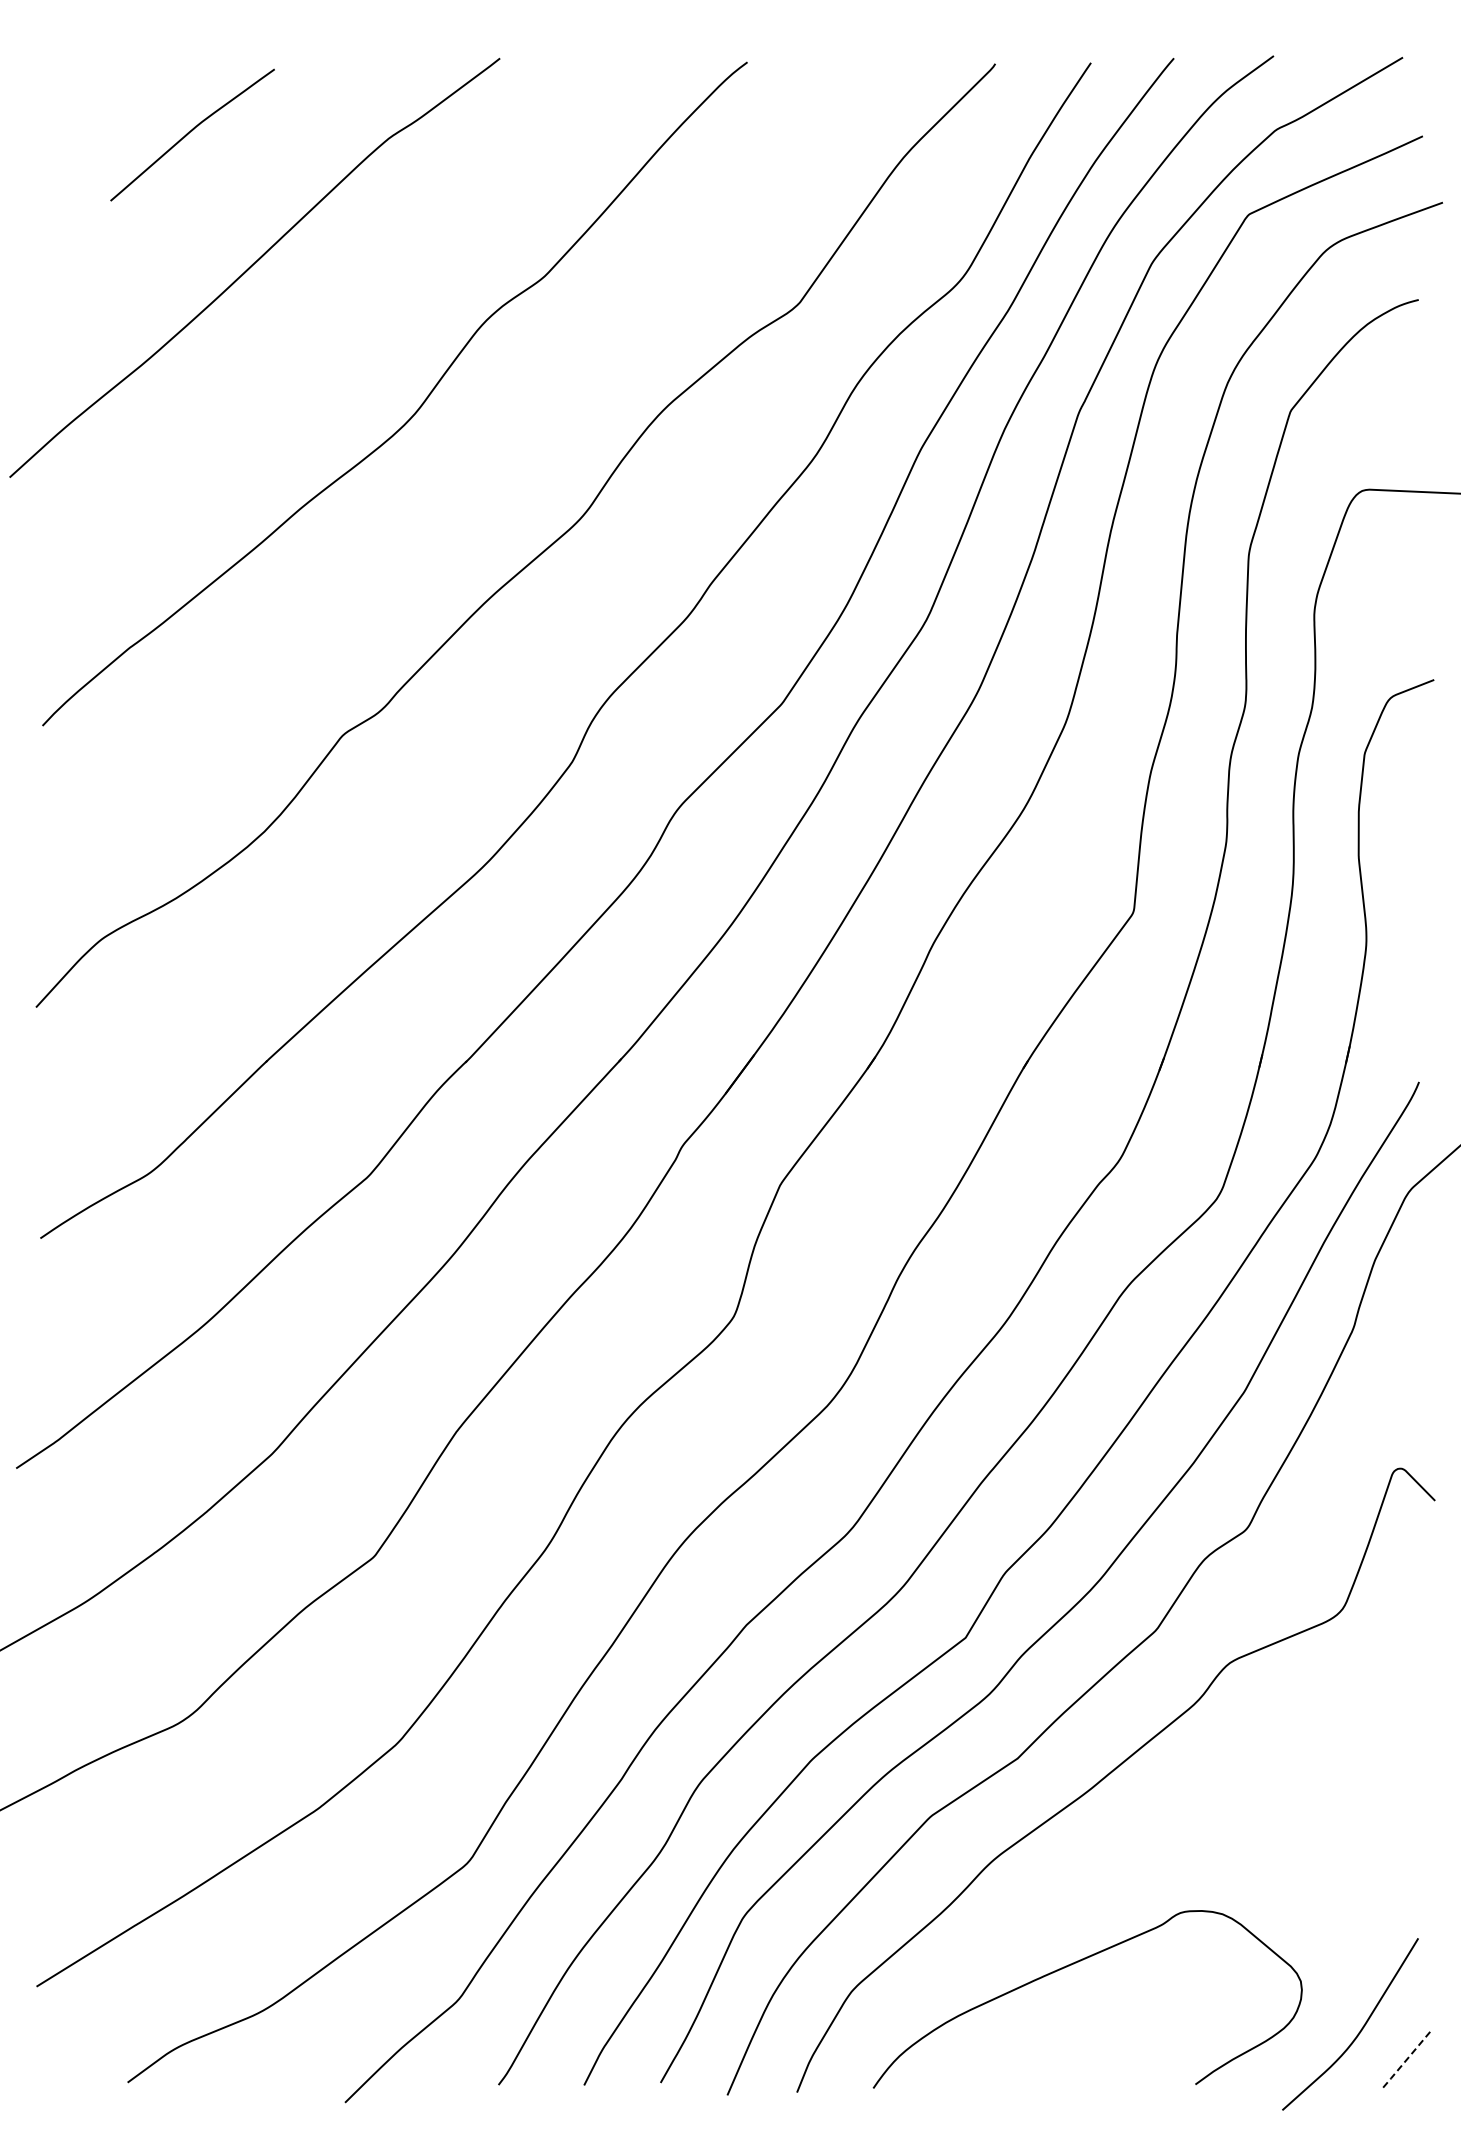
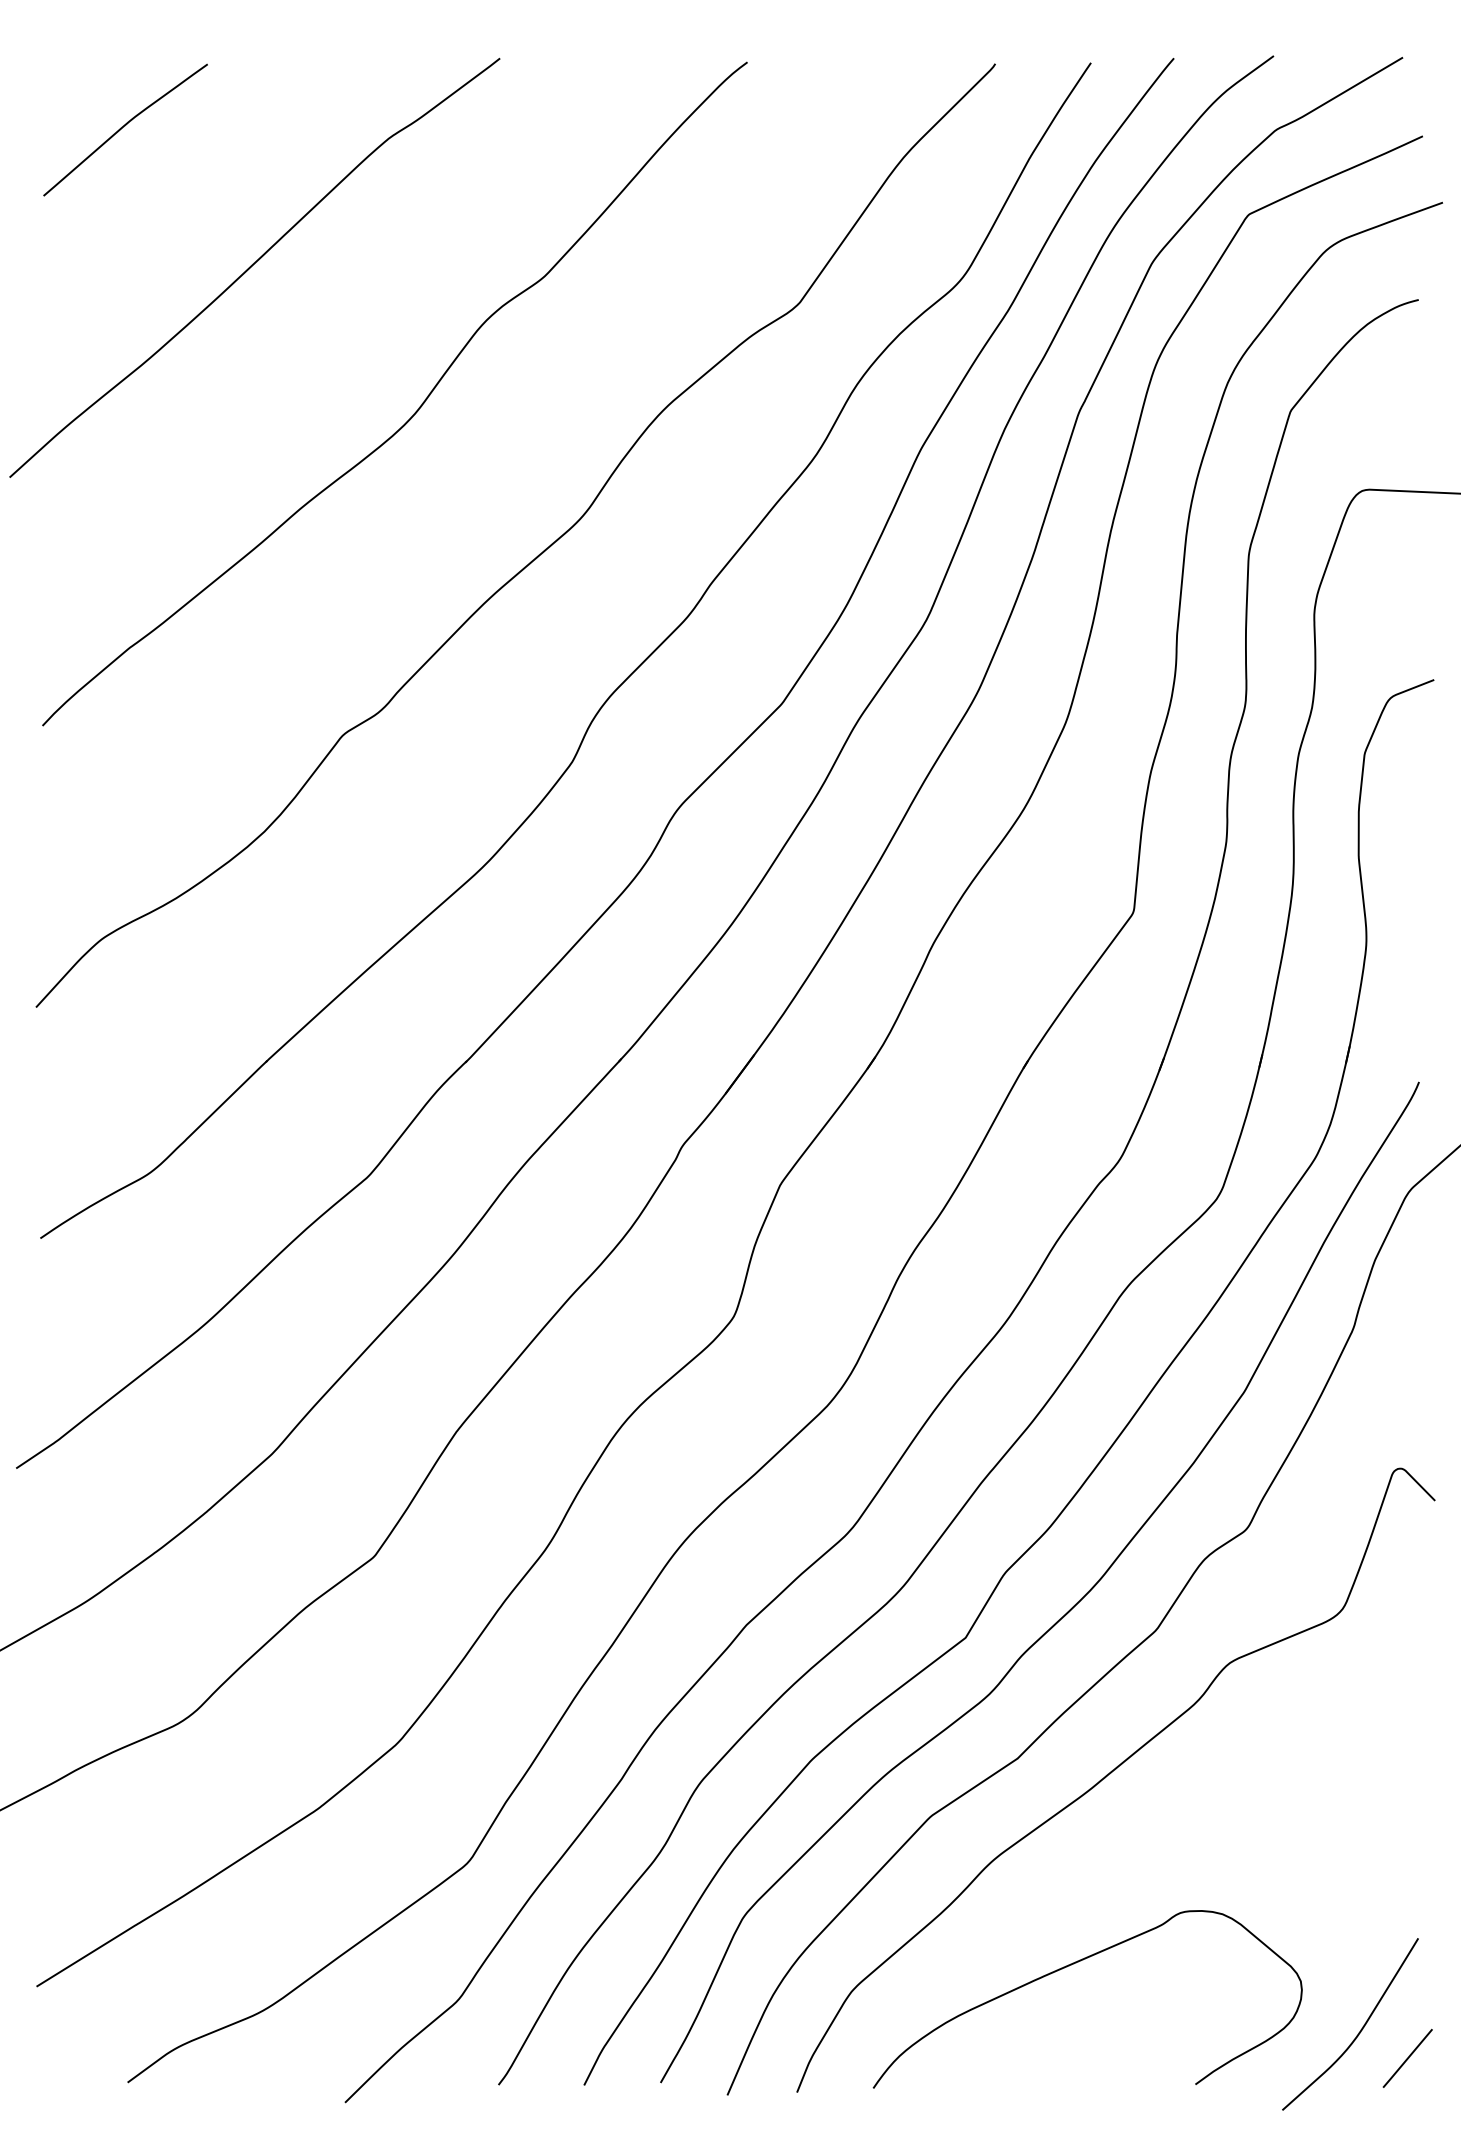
curve position: (190, 132) -> (123, 127) (123, 127)
line: dashed -> solid (1407, 2058)
